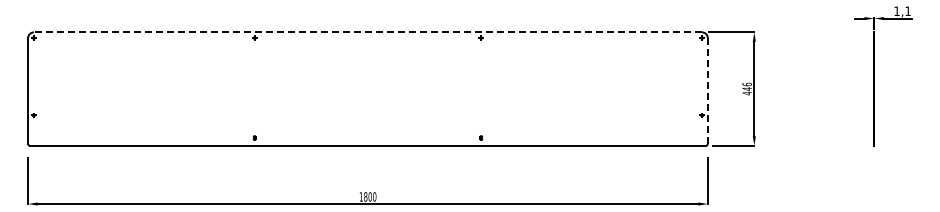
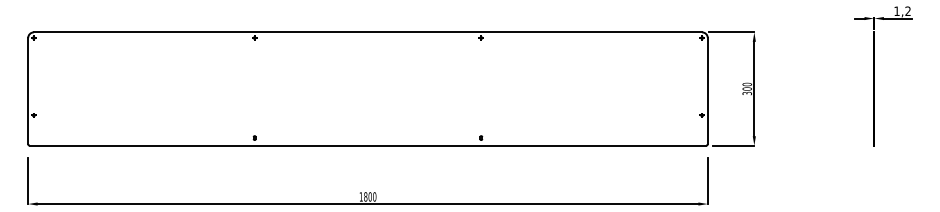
text: 1,1 -> 1,2 (907, 10)
line: dashed -> solid (367, 32)
text: 446 -> 300 (746, 88)
line: dashed -> solid (707, 90)
